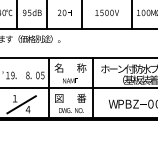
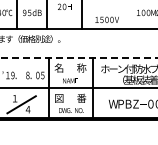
text position: (64, 12) -> (64, 6) (64, 6)
text position: (106, 12) -> (106, 19) (106, 19)
line: present -> none (131, 15)
line: solid -> dashed (78, 58)
